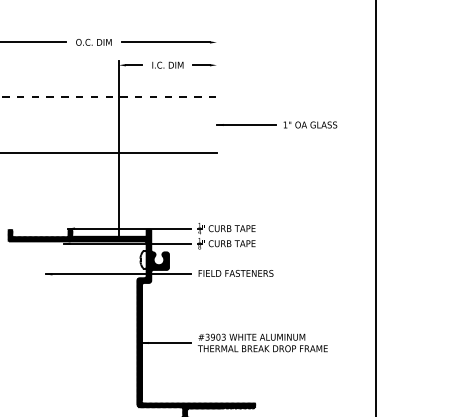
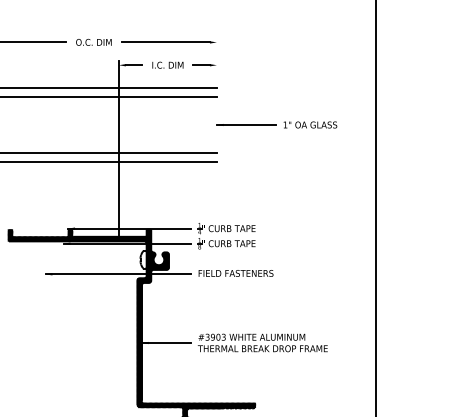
line: none -> present (109, 88)
line: dashed -> solid (109, 97)
line: none -> present (109, 161)
